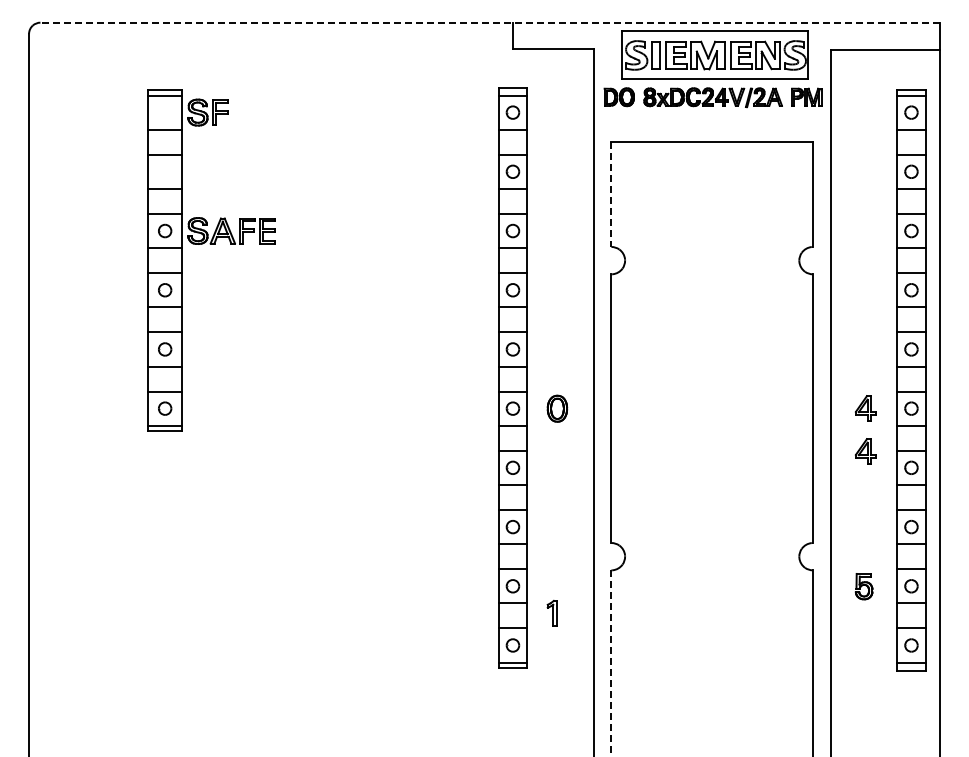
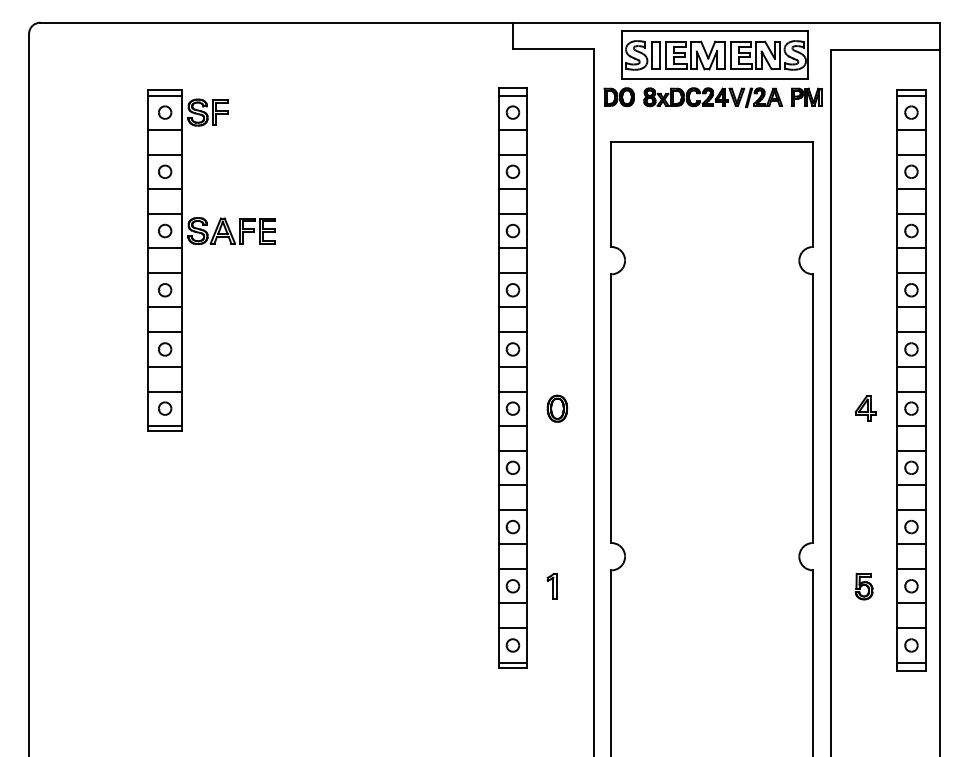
line: dashed -> solid (490, 22)
part: none -> present (165, 112)
part: none -> present (165, 171)
line: dashed -> solid (611, 195)
part: present -> none (865, 451)
part position: (551, 612) -> (551, 585) (551, 585)
line: dashed -> solid (611, 663)
